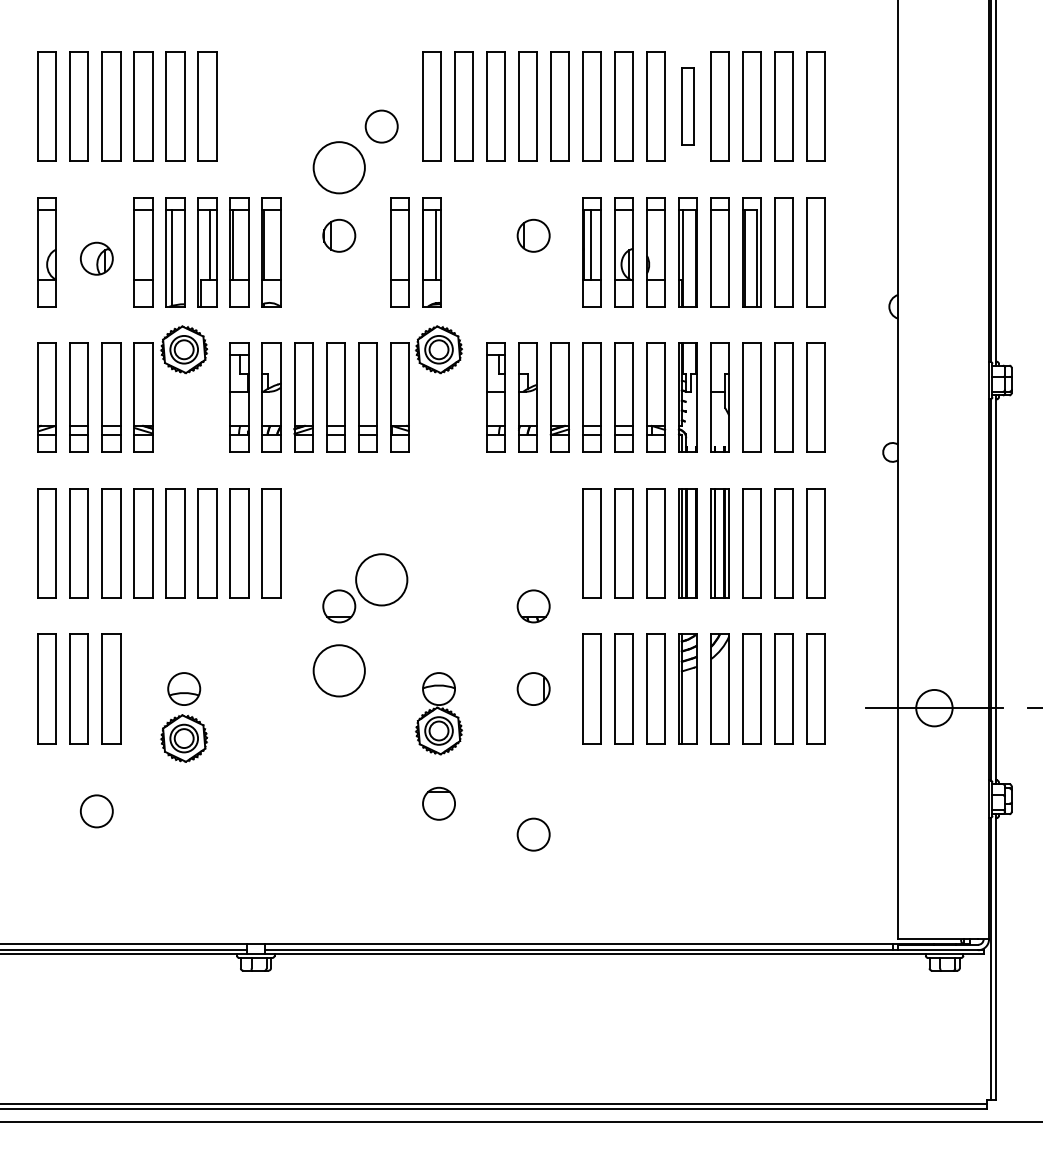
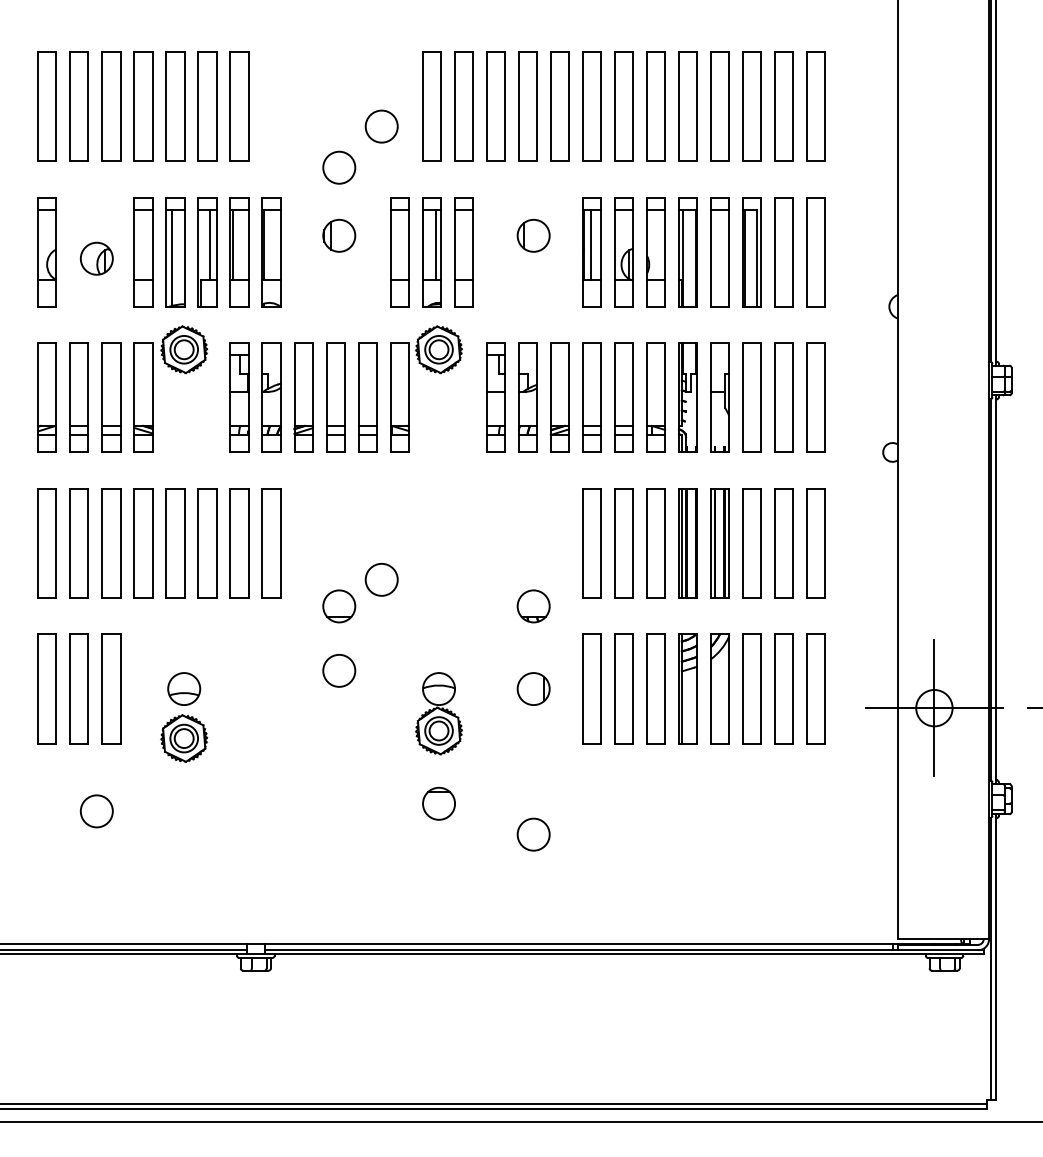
part: none -> present (239, 106)
part size: 14x79 px -> 20x111 px (687, 106)
circle diameter: 51 px -> 32 px (339, 167)
part: none -> present (463, 252)
circle diameter: 51 px -> 32 px (381, 579)
circle diameter: 51 px -> 32 px (339, 670)
line: none -> present (934, 707)
